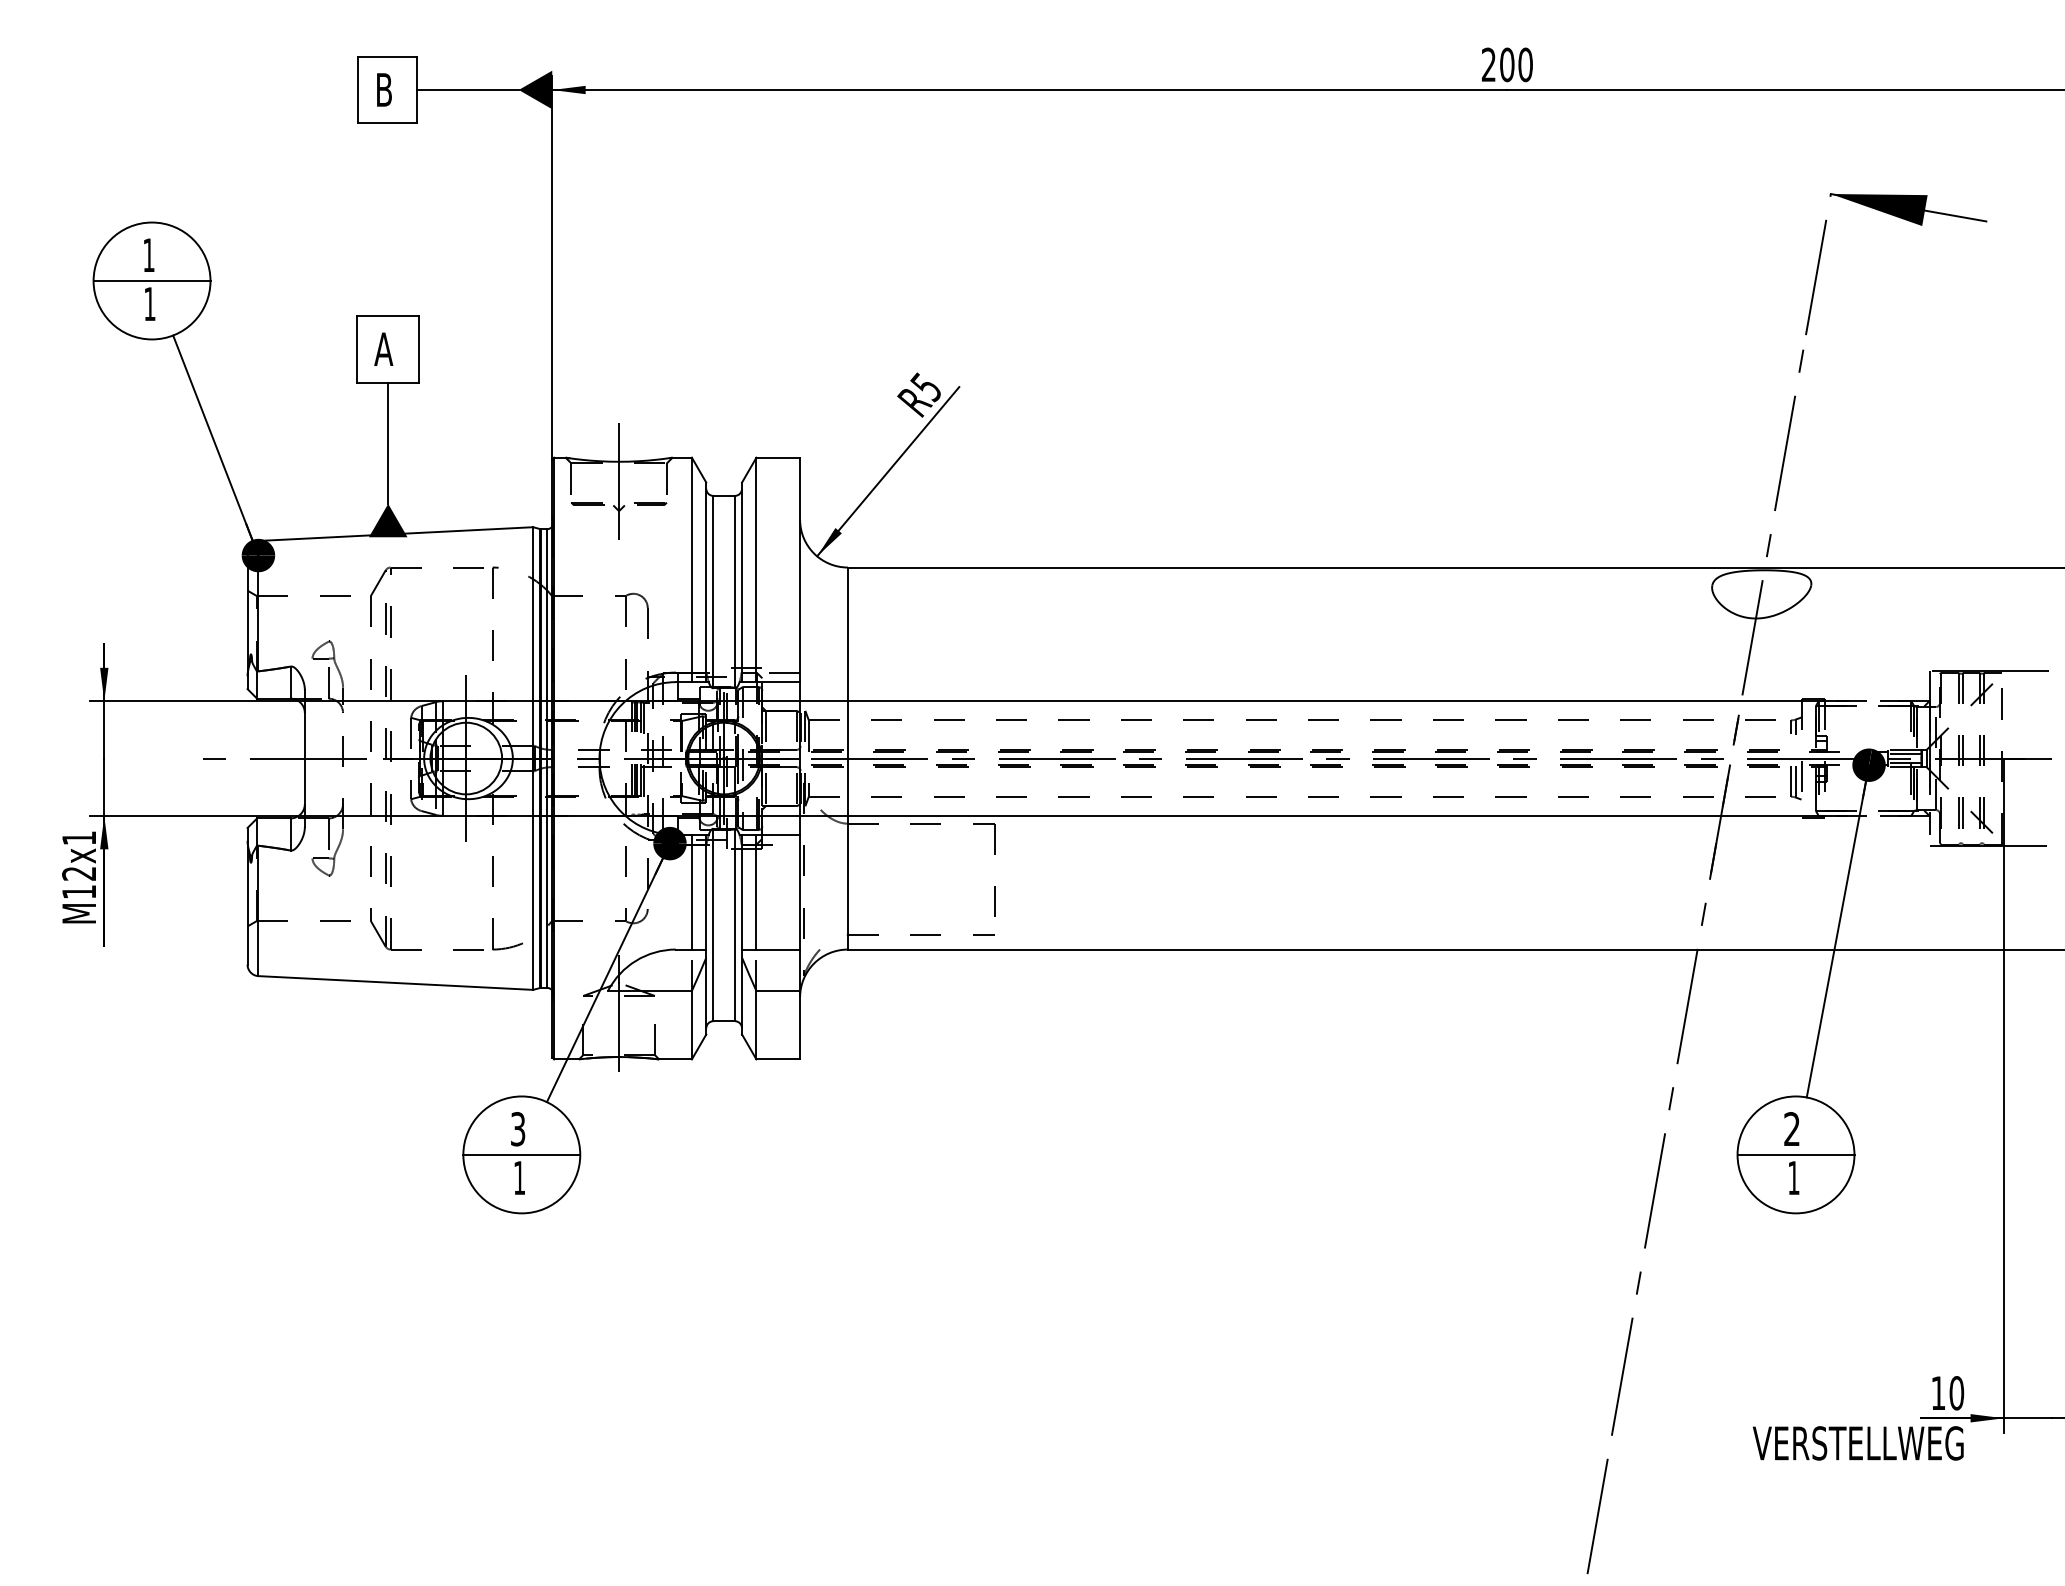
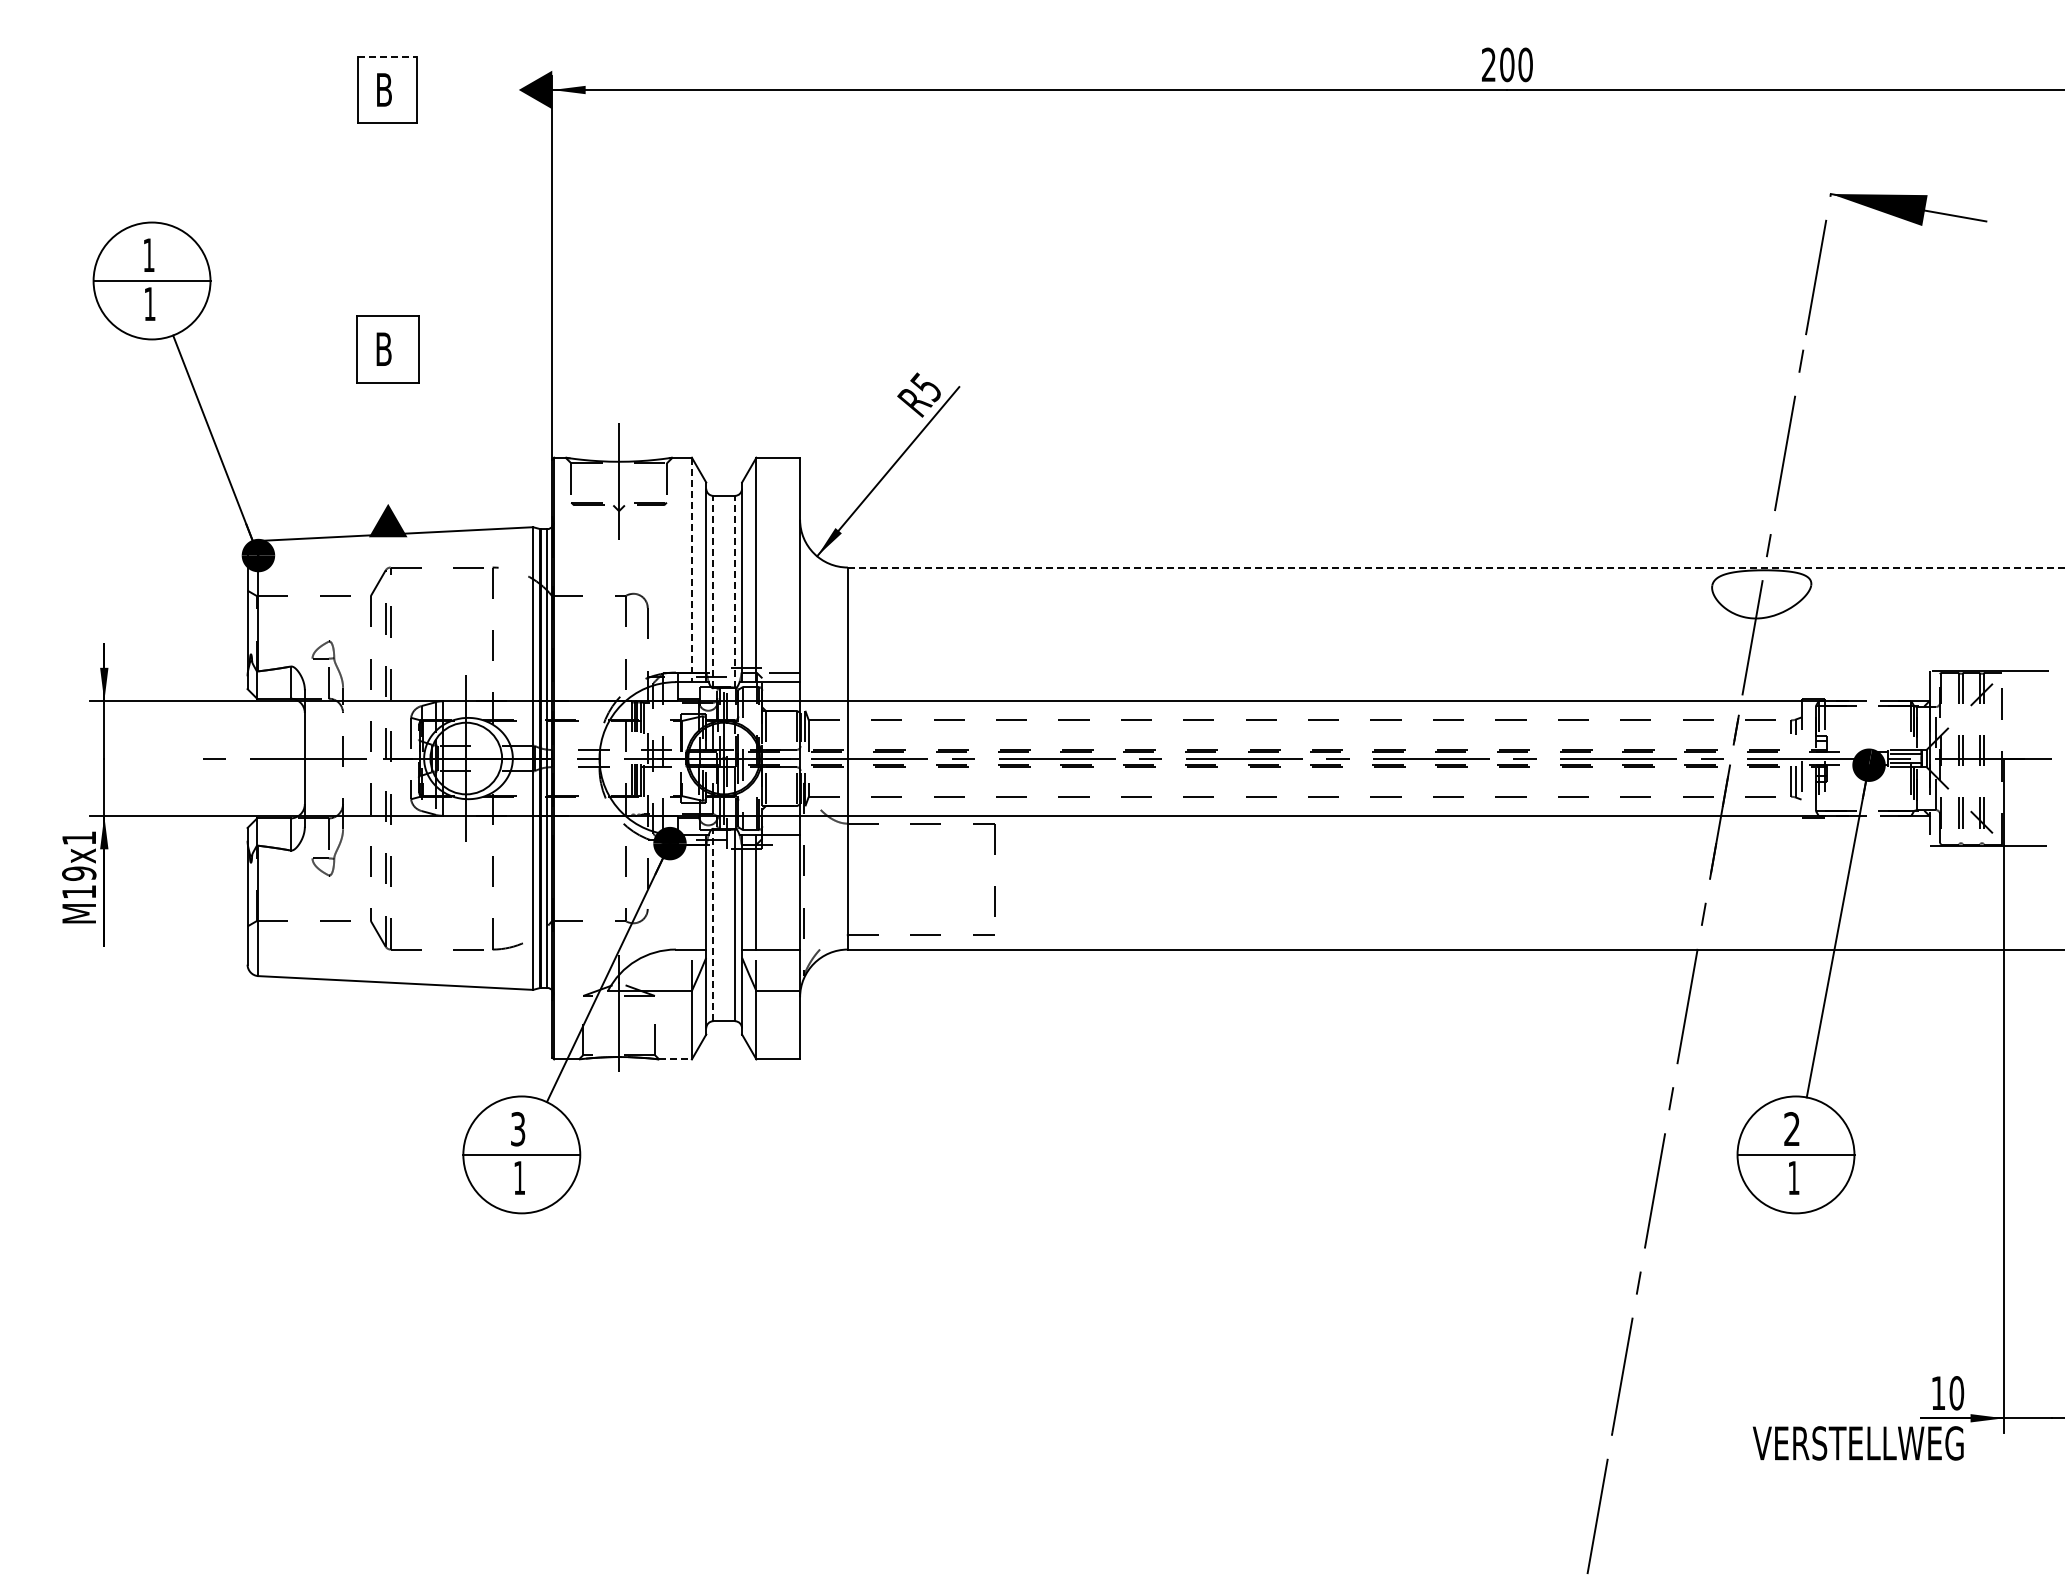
line: solid -> dashed (387, 56)
line: present -> none (467, 89)
text: A -> B (383, 348)
line: present -> none (388, 442)
line: solid -> dashed (1456, 567)
line: solid -> dashed (691, 570)
line: solid -> dashed (713, 591)
line: solid -> dashed (734, 591)
text: M12x1 -> M19x1 (79, 873)
line: present -> none (691, 891)
line: solid -> dashed (713, 924)
line: solid -> dashed (676, 1059)
